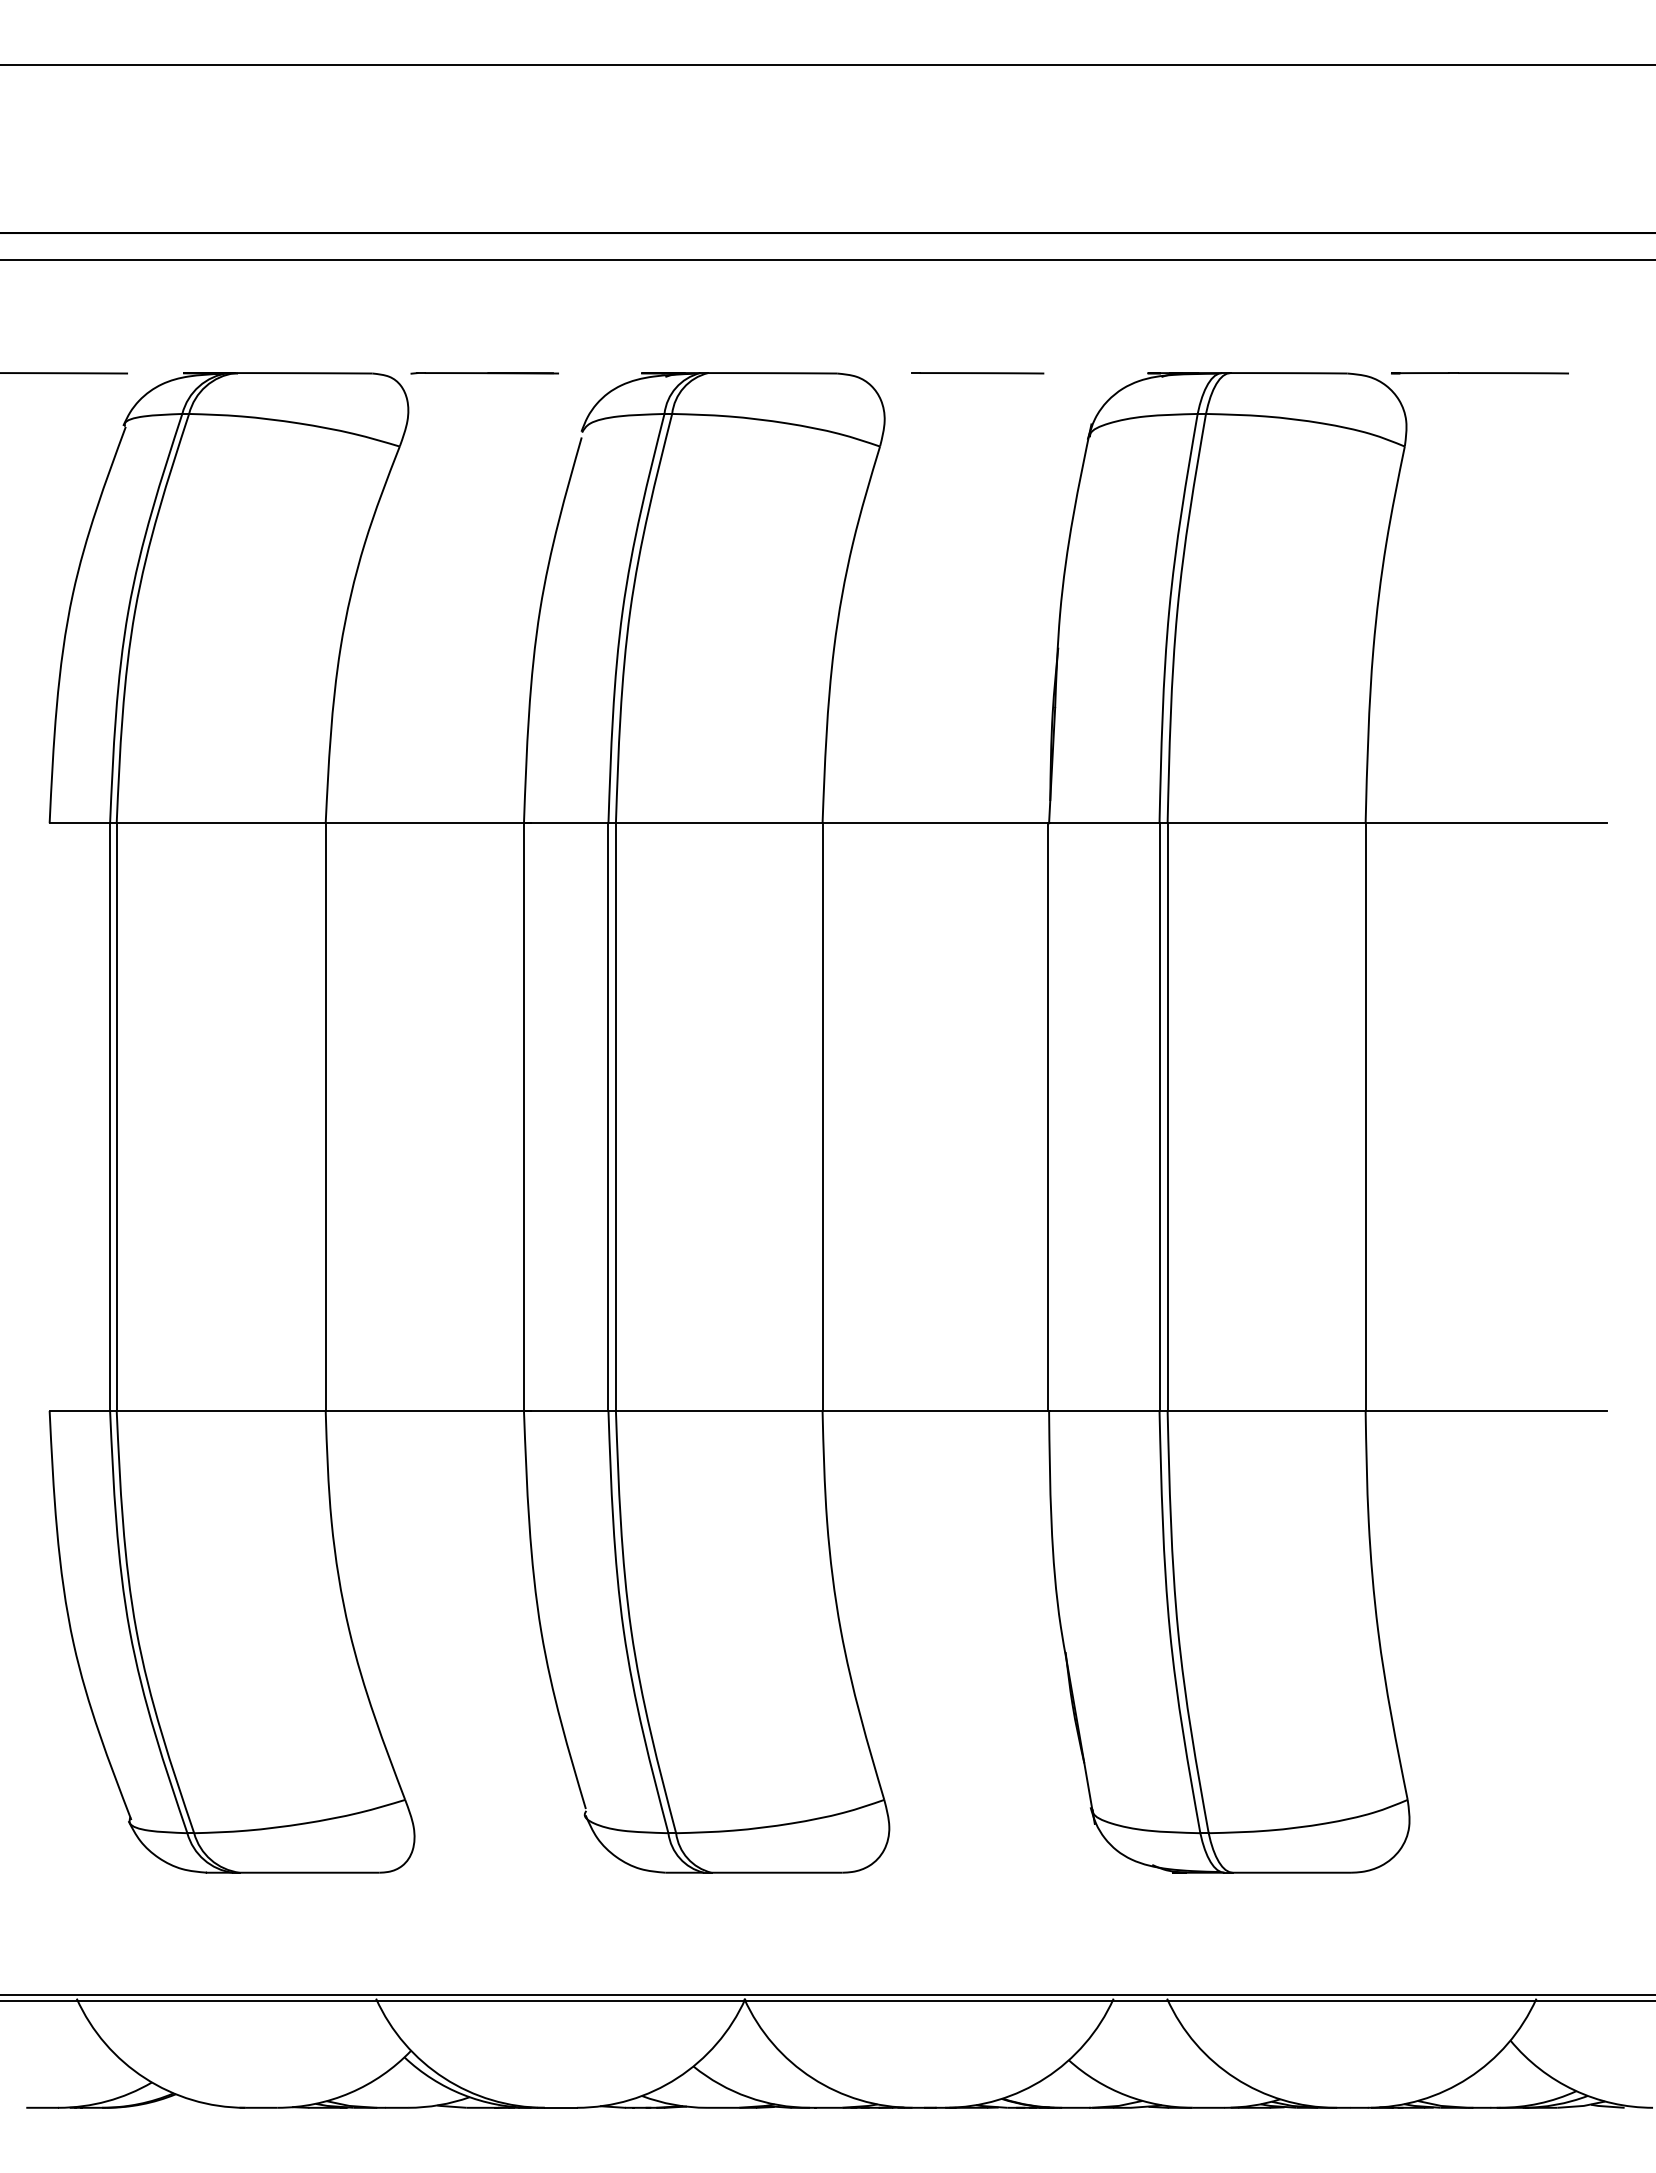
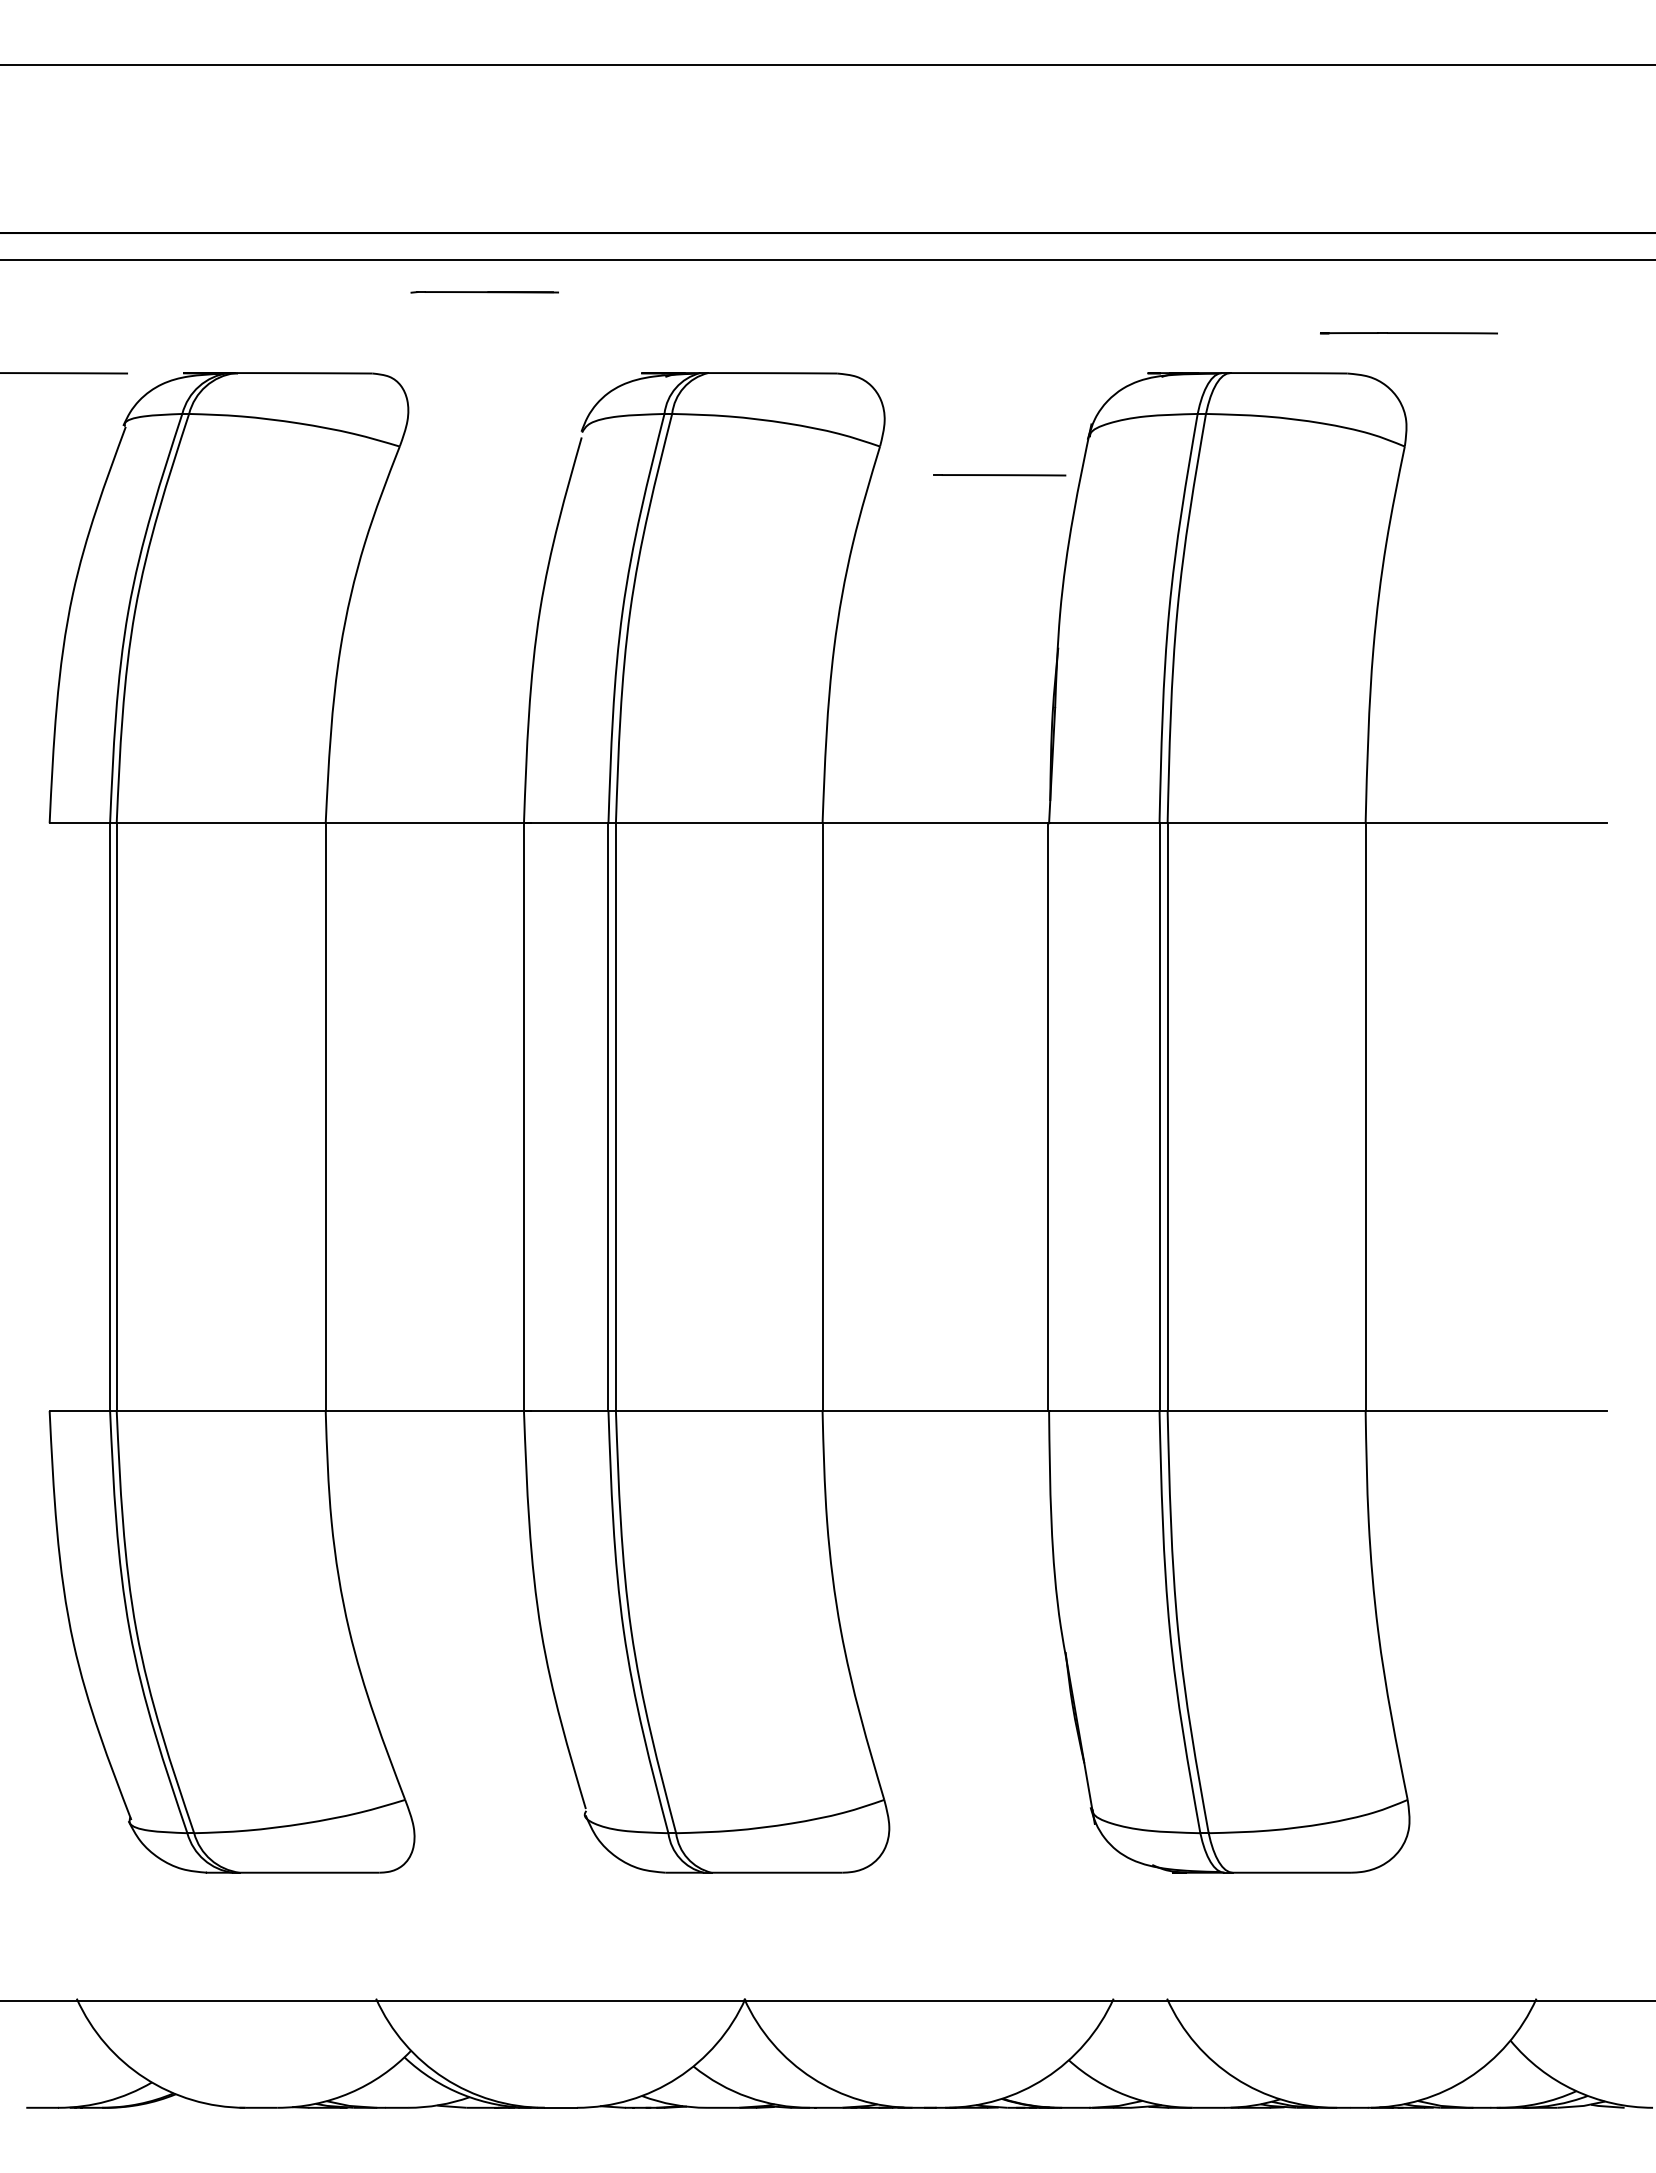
line position: (484, 373) -> (484, 292) (484, 292)
line position: (977, 373) -> (999, 475) (999, 475)
line position: (1479, 373) -> (1408, 333) (1408, 333)
line: present -> none (827, 1995)
